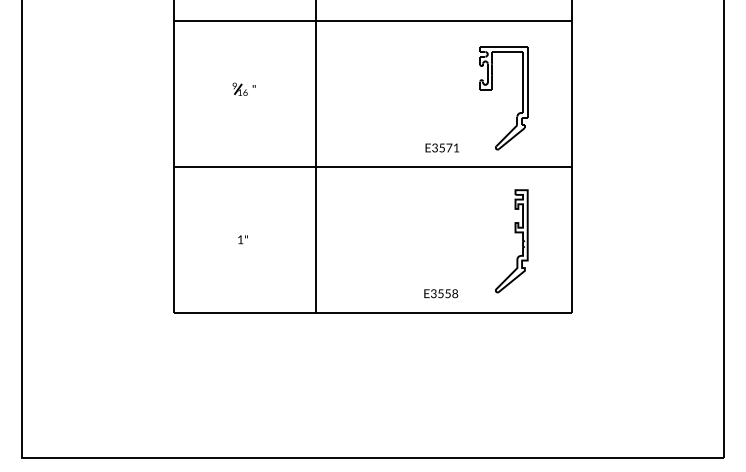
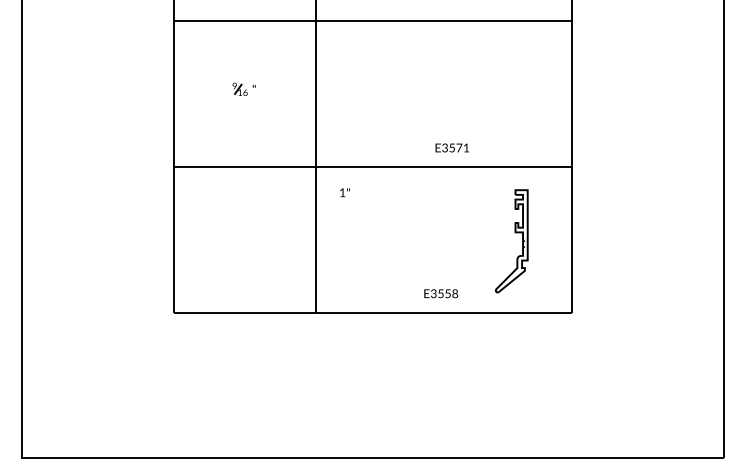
part: present -> none (492, 89)
text position: (441, 147) -> (451, 147) (451, 147)
text position: (242, 239) -> (344, 192) (344, 192)
